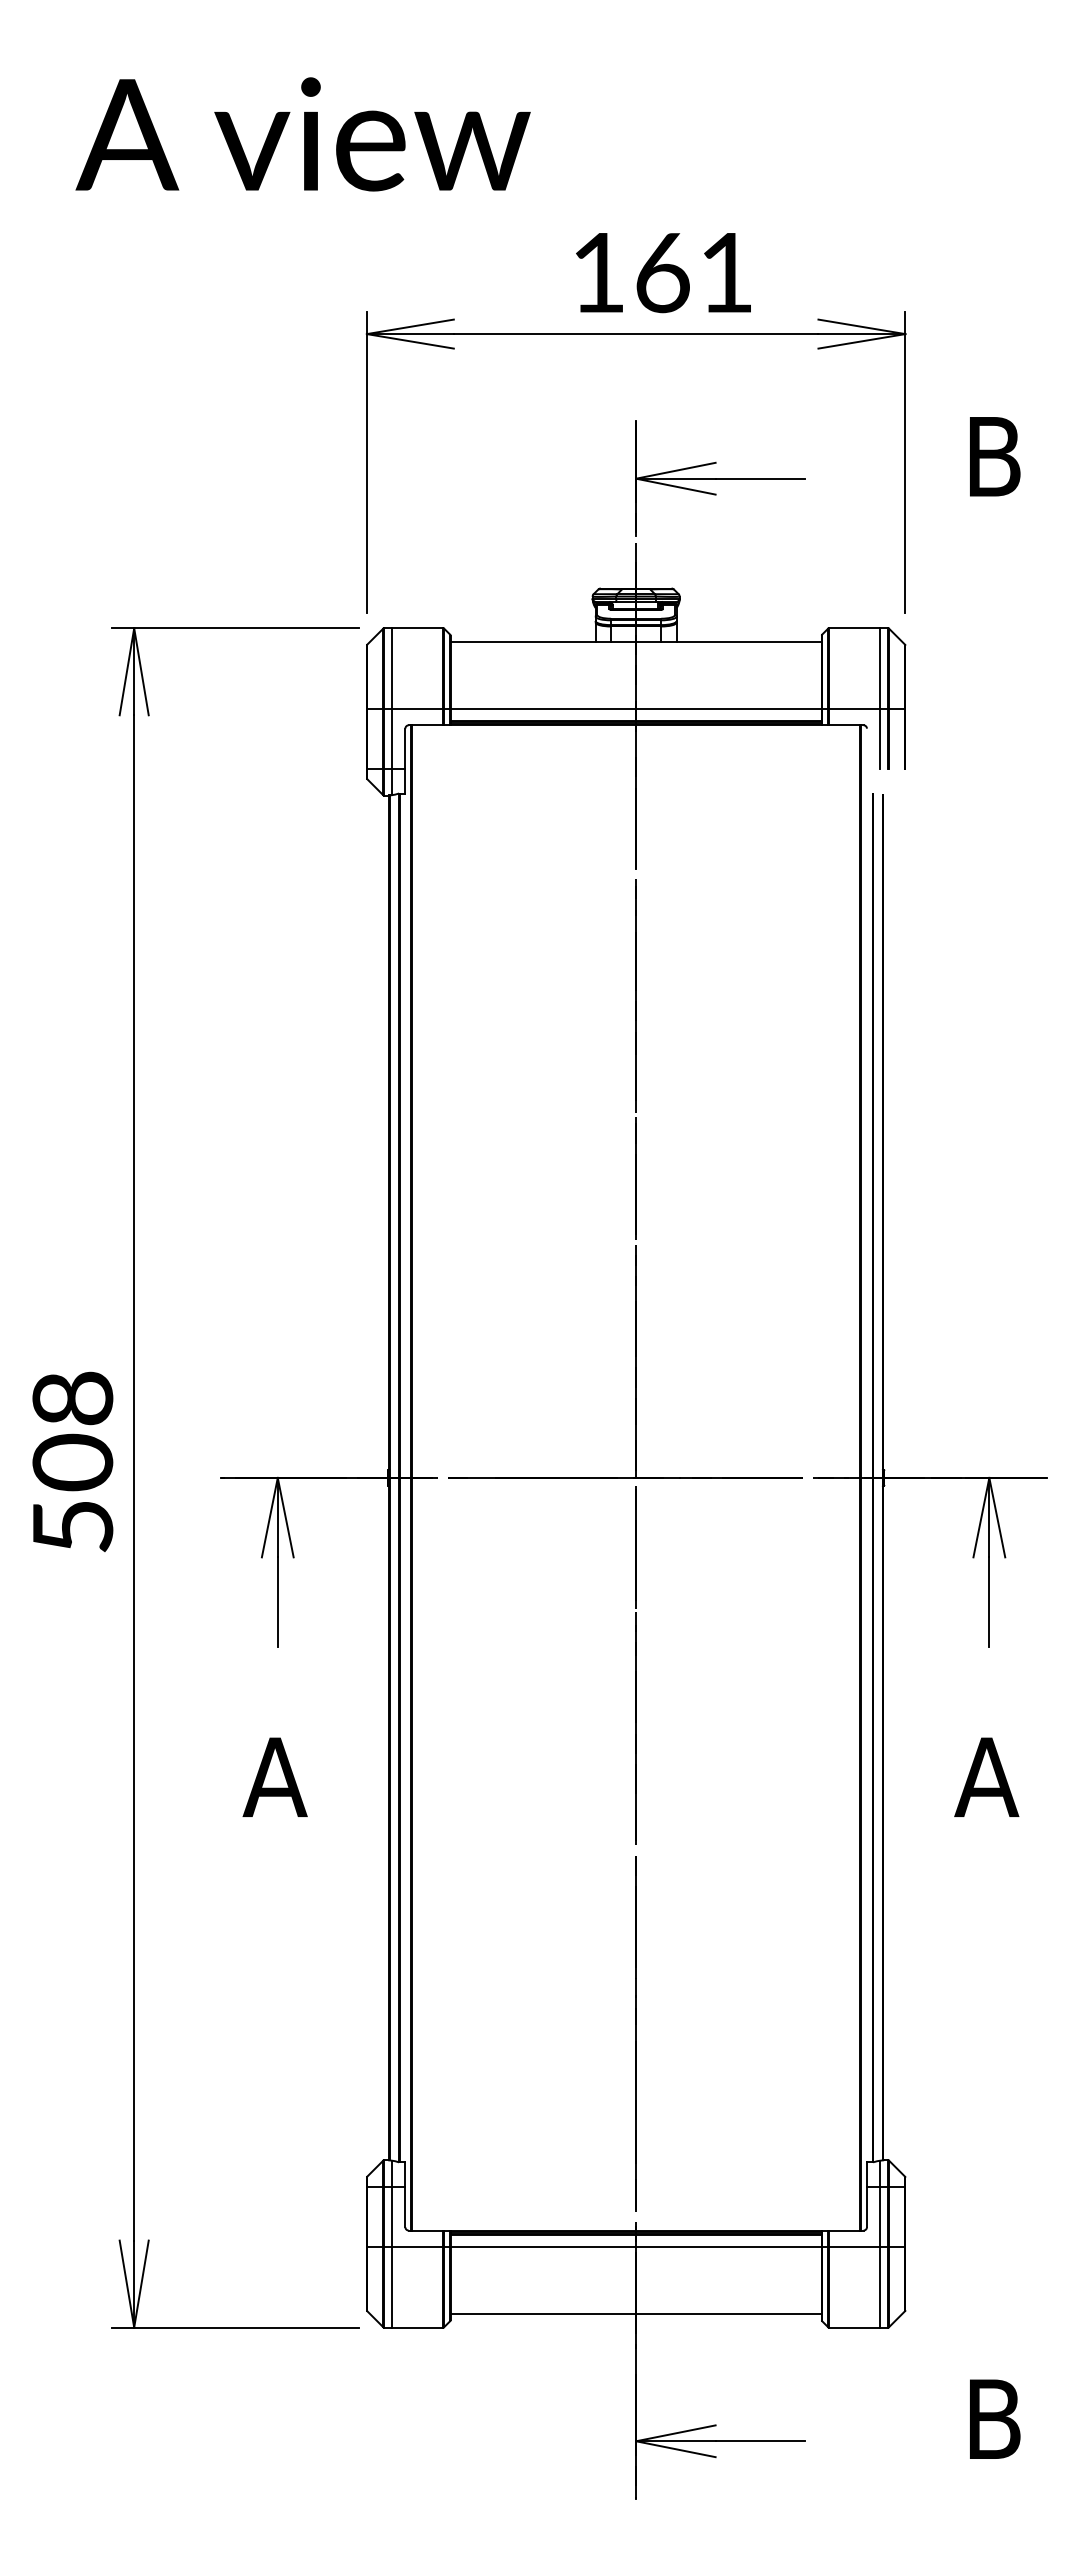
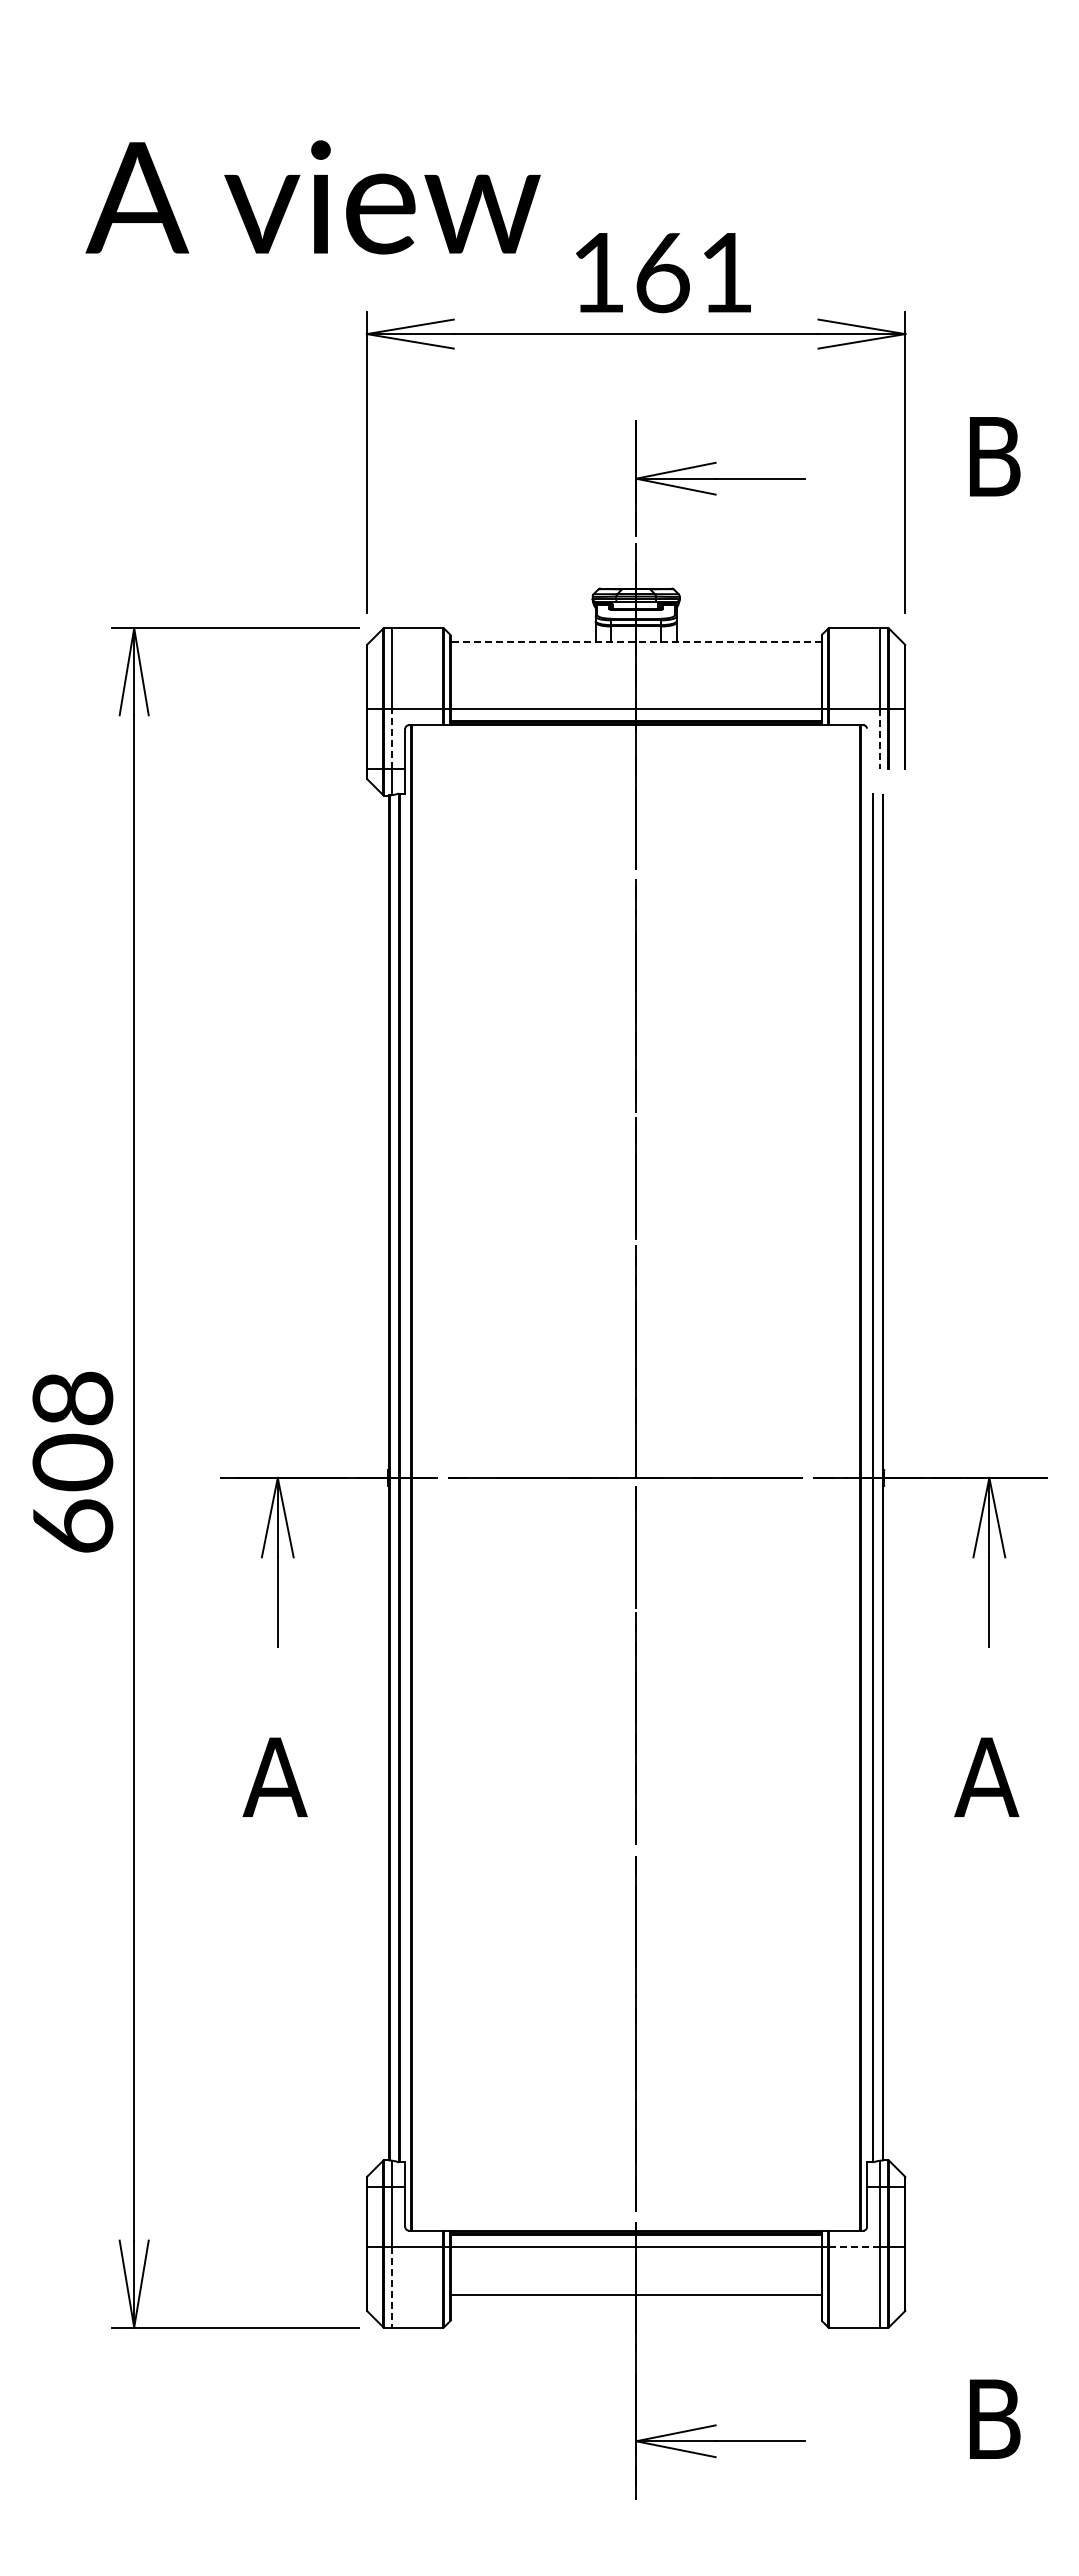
text position: (302, 134) -> (312, 197) (312, 197)
line: solid -> dashed (636, 641)
line: solid -> dashed (391, 738)
line: solid -> dashed (880, 739)
text: 508 -> 608 (73, 1525)
line: solid -> dashed (854, 2247)
line: solid -> dashed (391, 2287)
line position: (635, 2314) -> (635, 2295) (635, 2295)
